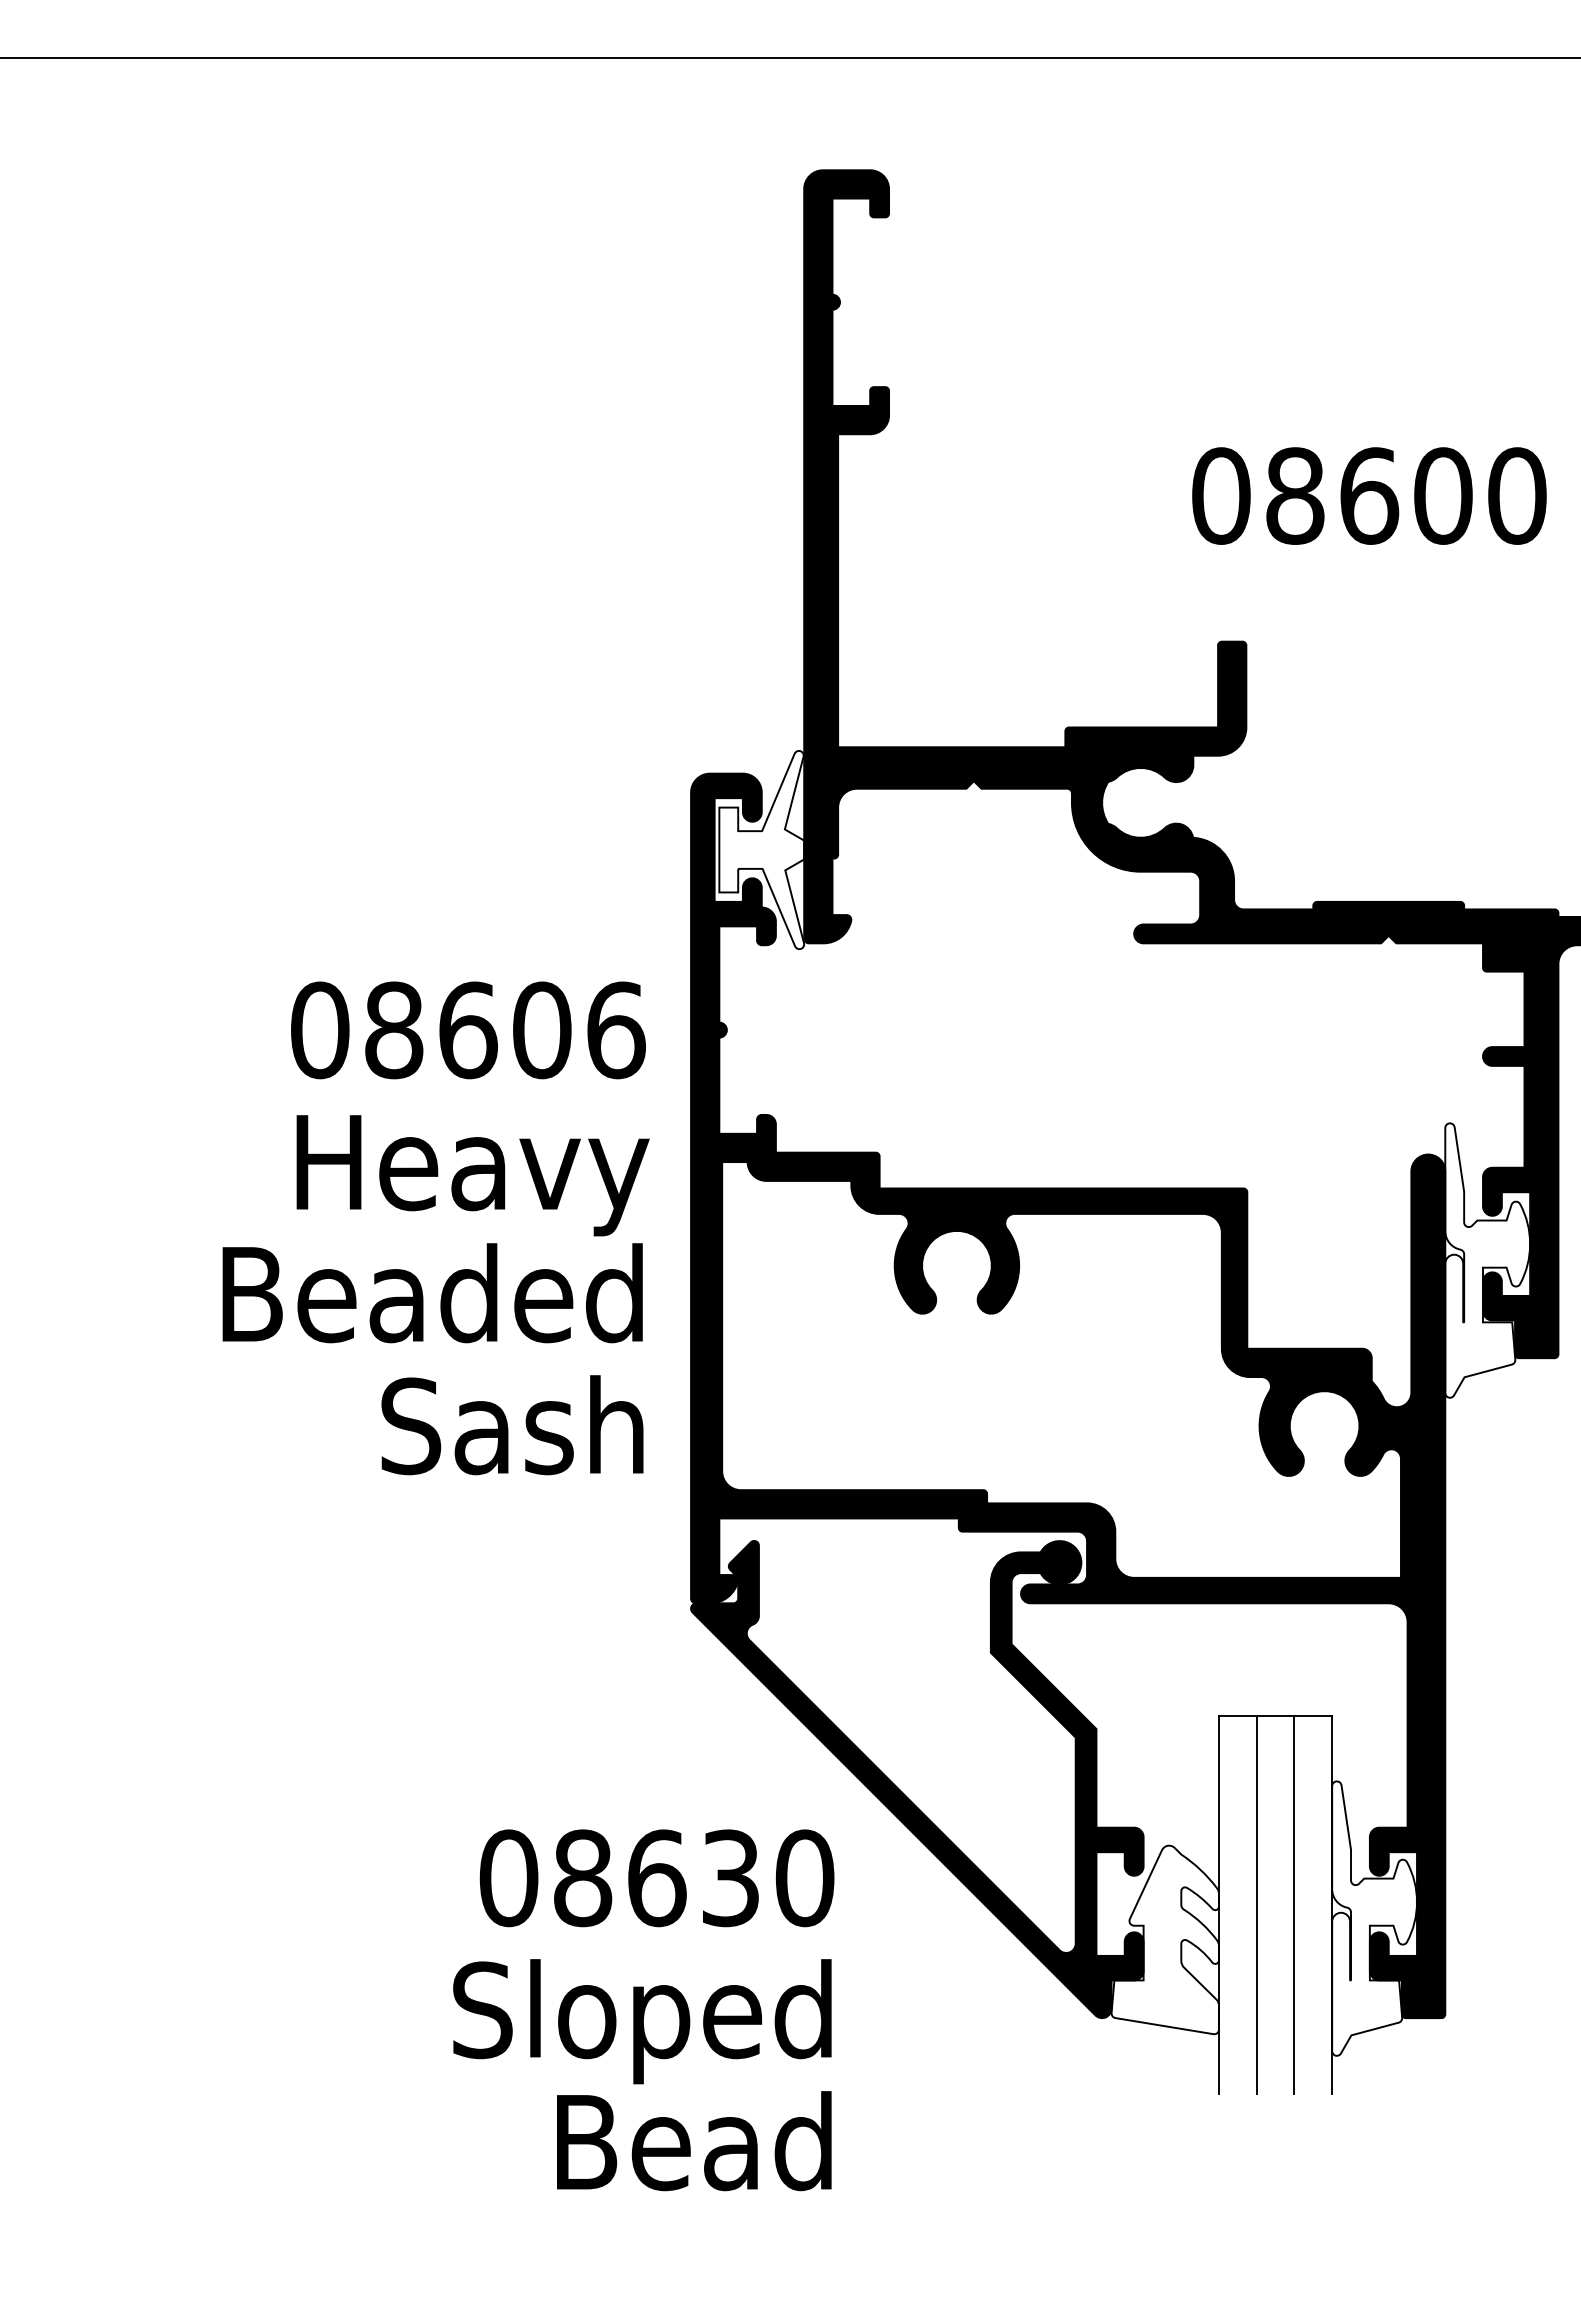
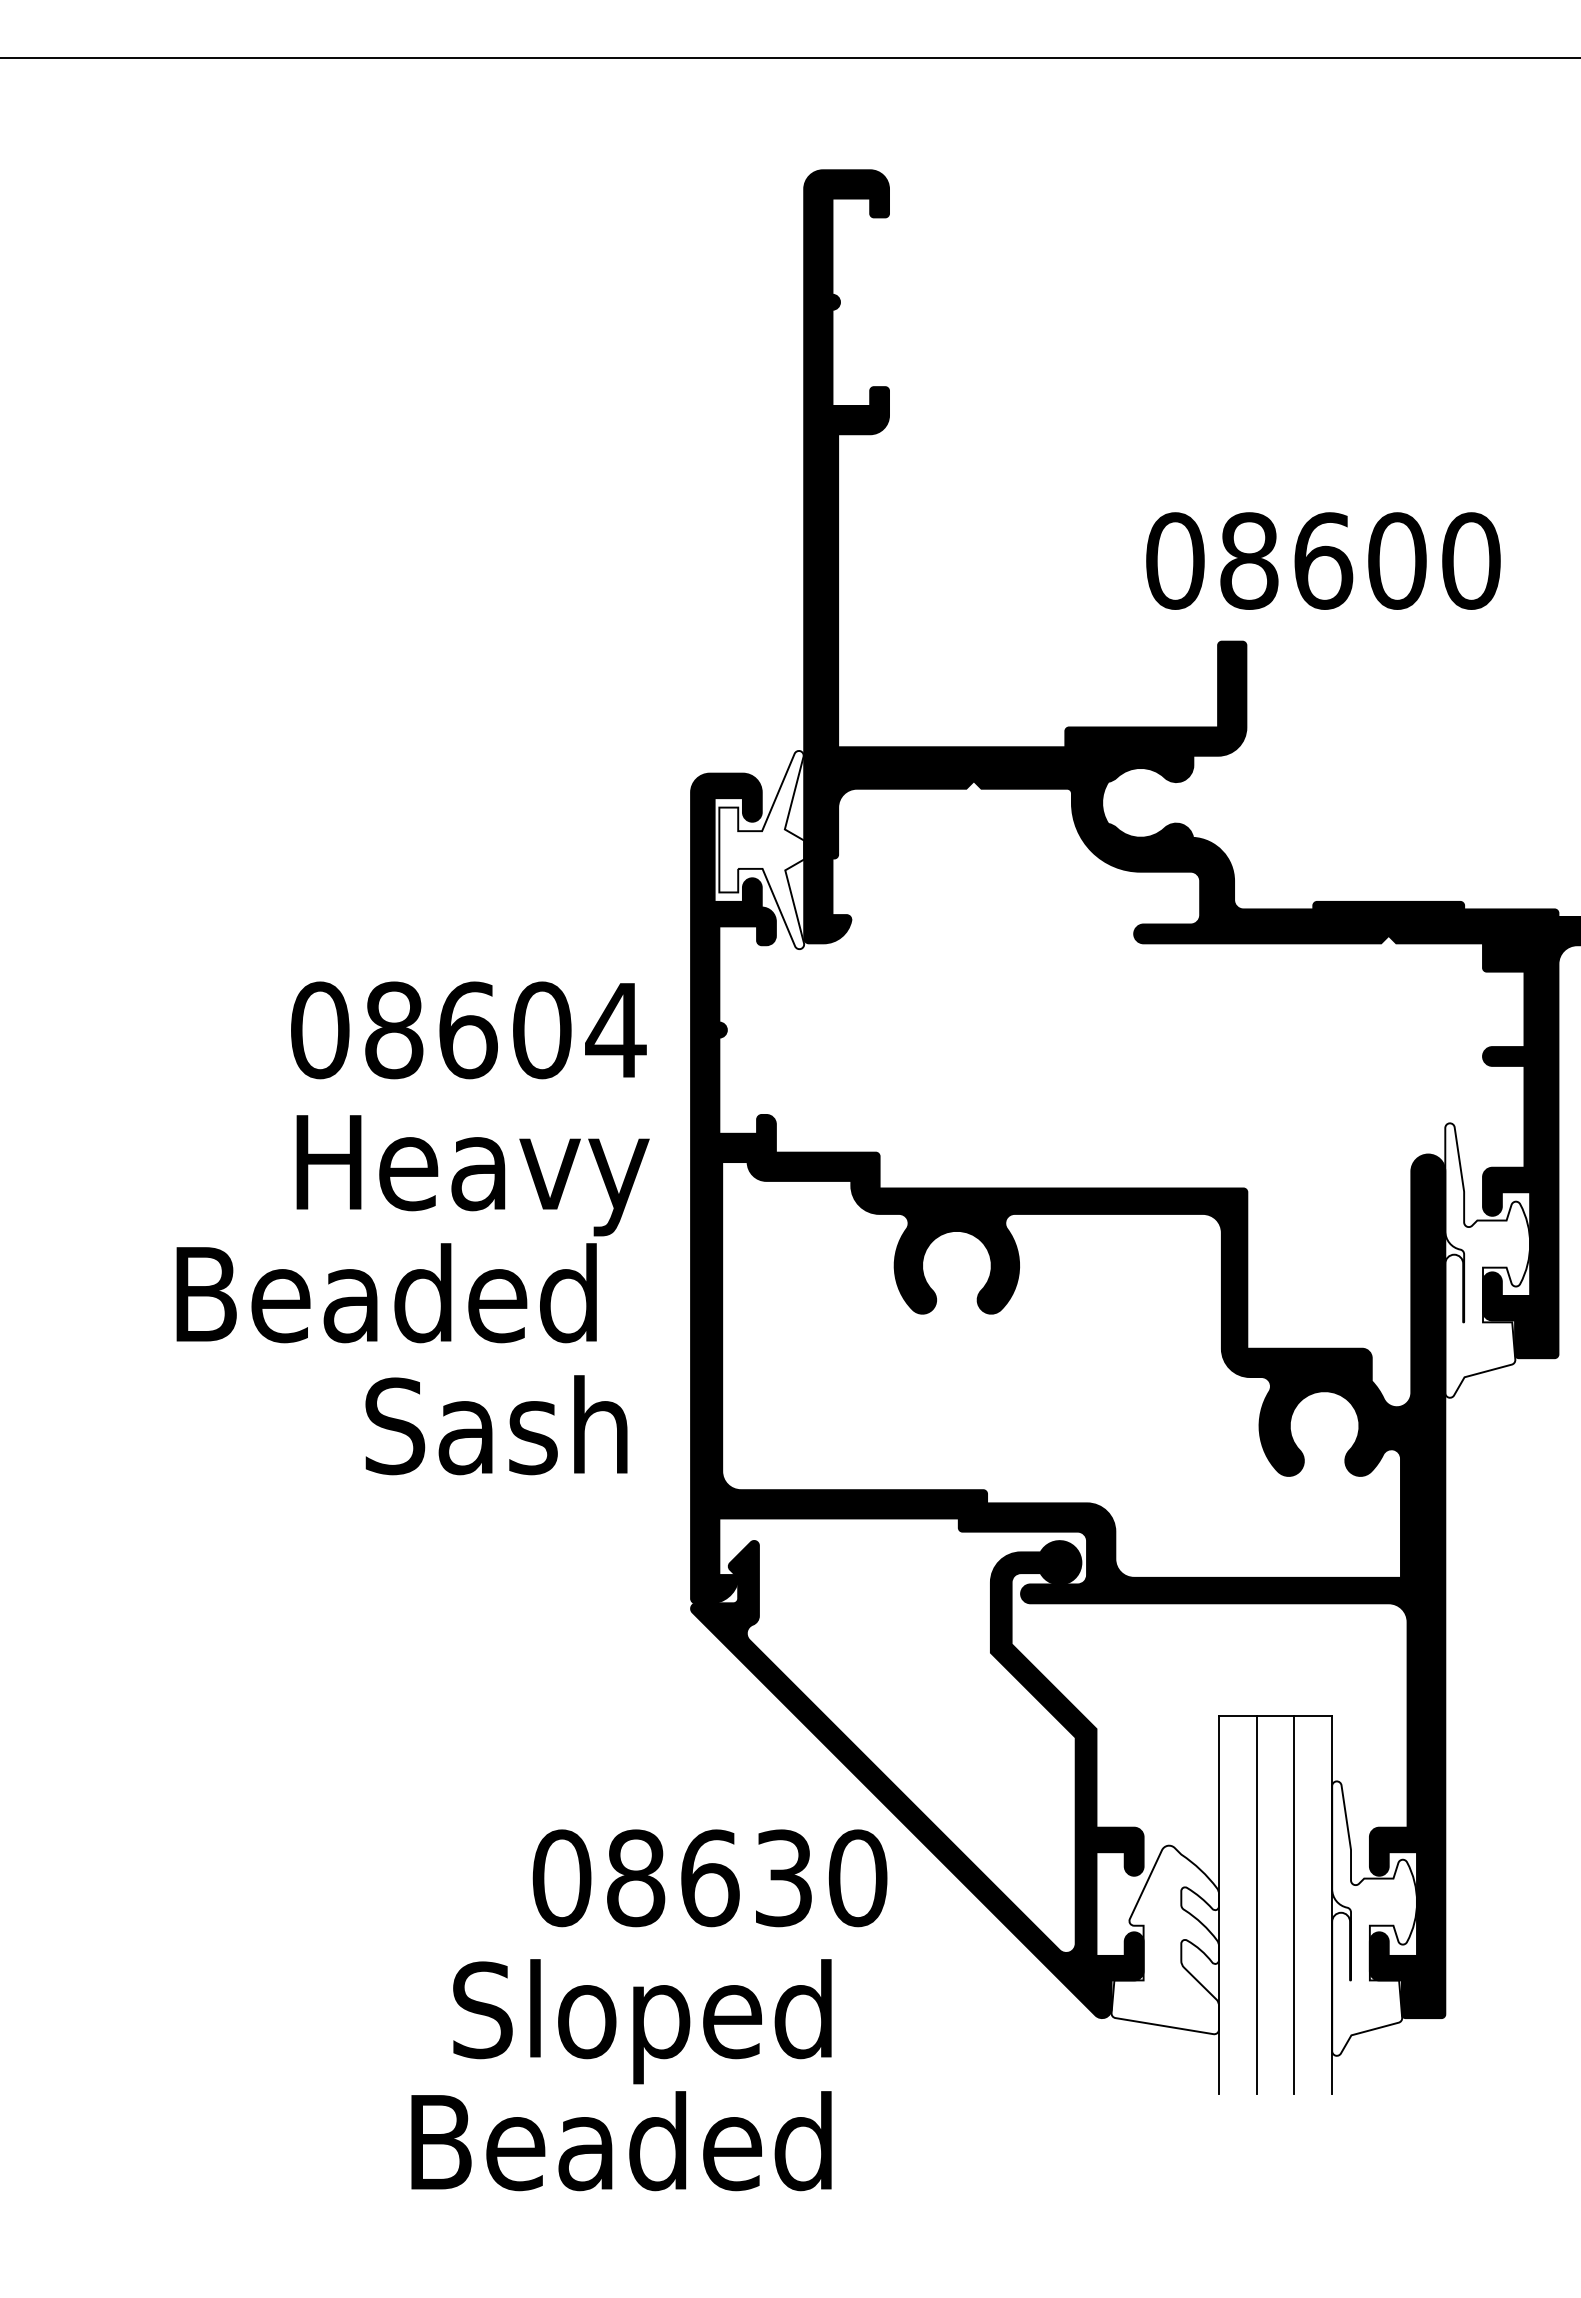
text position: (1369, 495) -> (1323, 560) (1323, 560)
text: 08606 -> 08604 (615, 1030)
text position: (432, 1293) -> (386, 1293) (386, 1293)
text position: (512, 1425) -> (496, 1425) (496, 1425)
text position: (656, 1878) -> (709, 1878) (709, 1878)
text: Bead -> Beaded (586, 2141)
